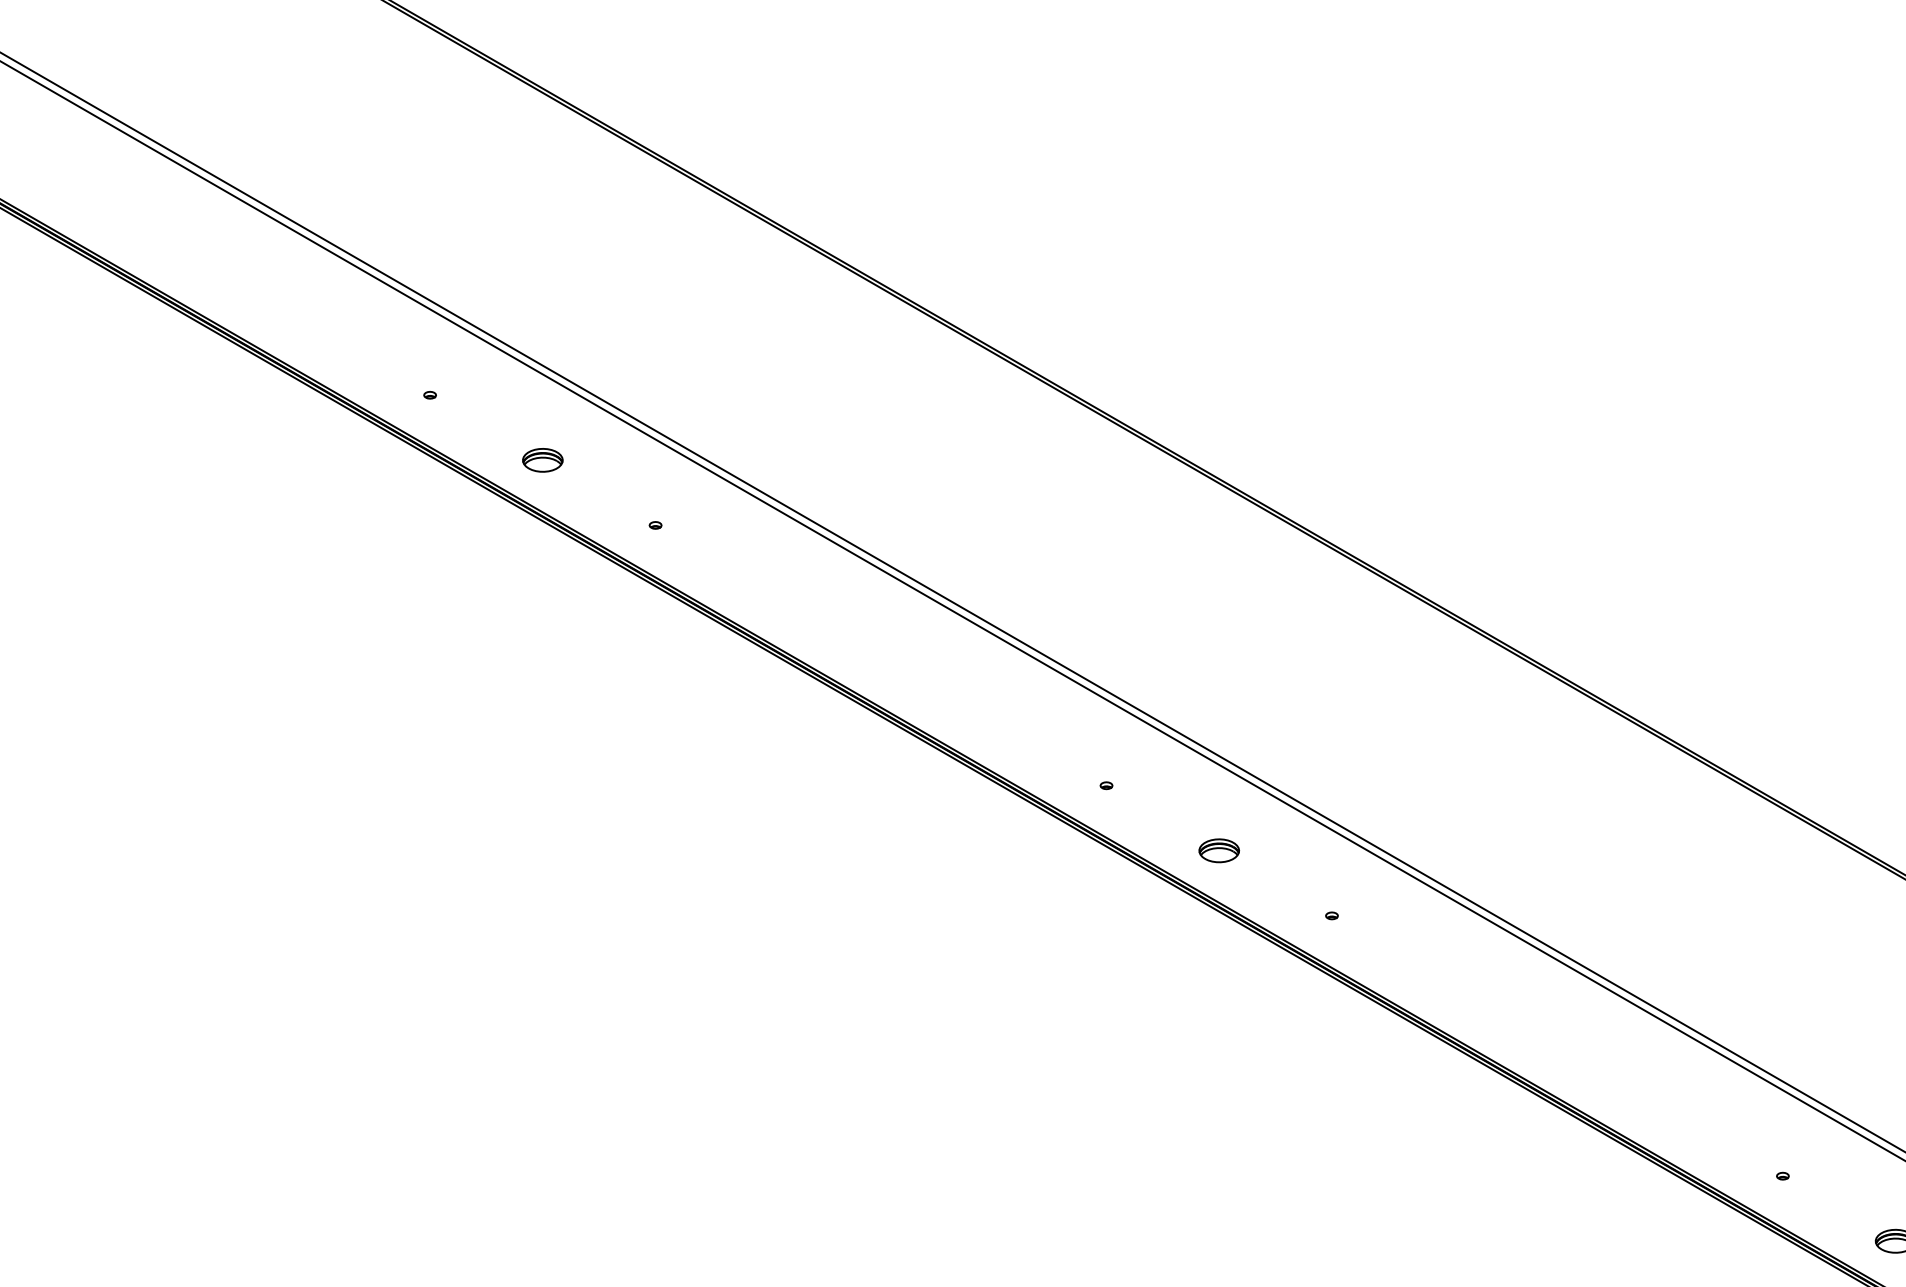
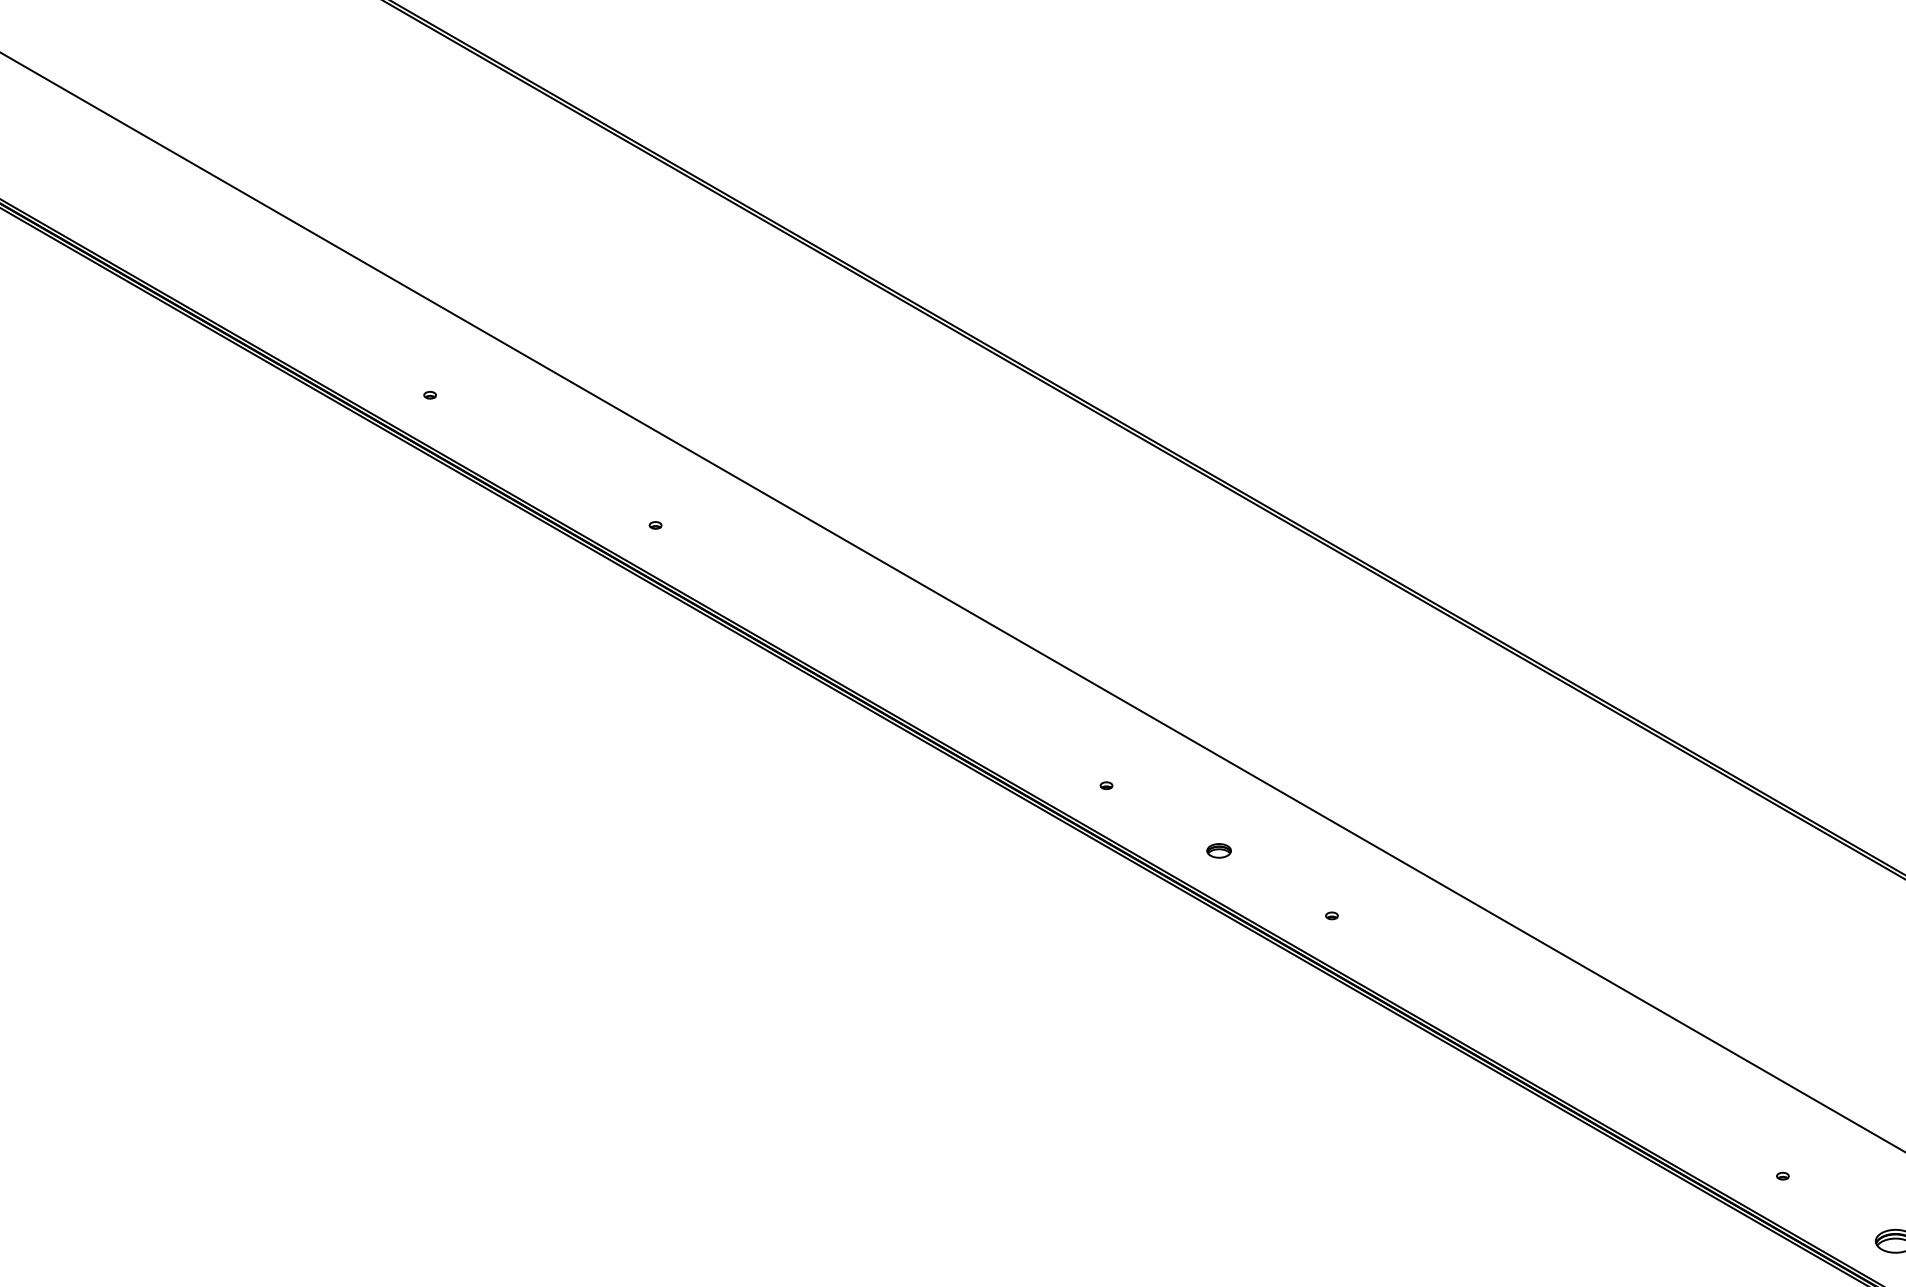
part: present -> none (542, 460)
line: present -> none (952, 610)
part size: 42x26 px -> 26x16 px (1218, 850)
